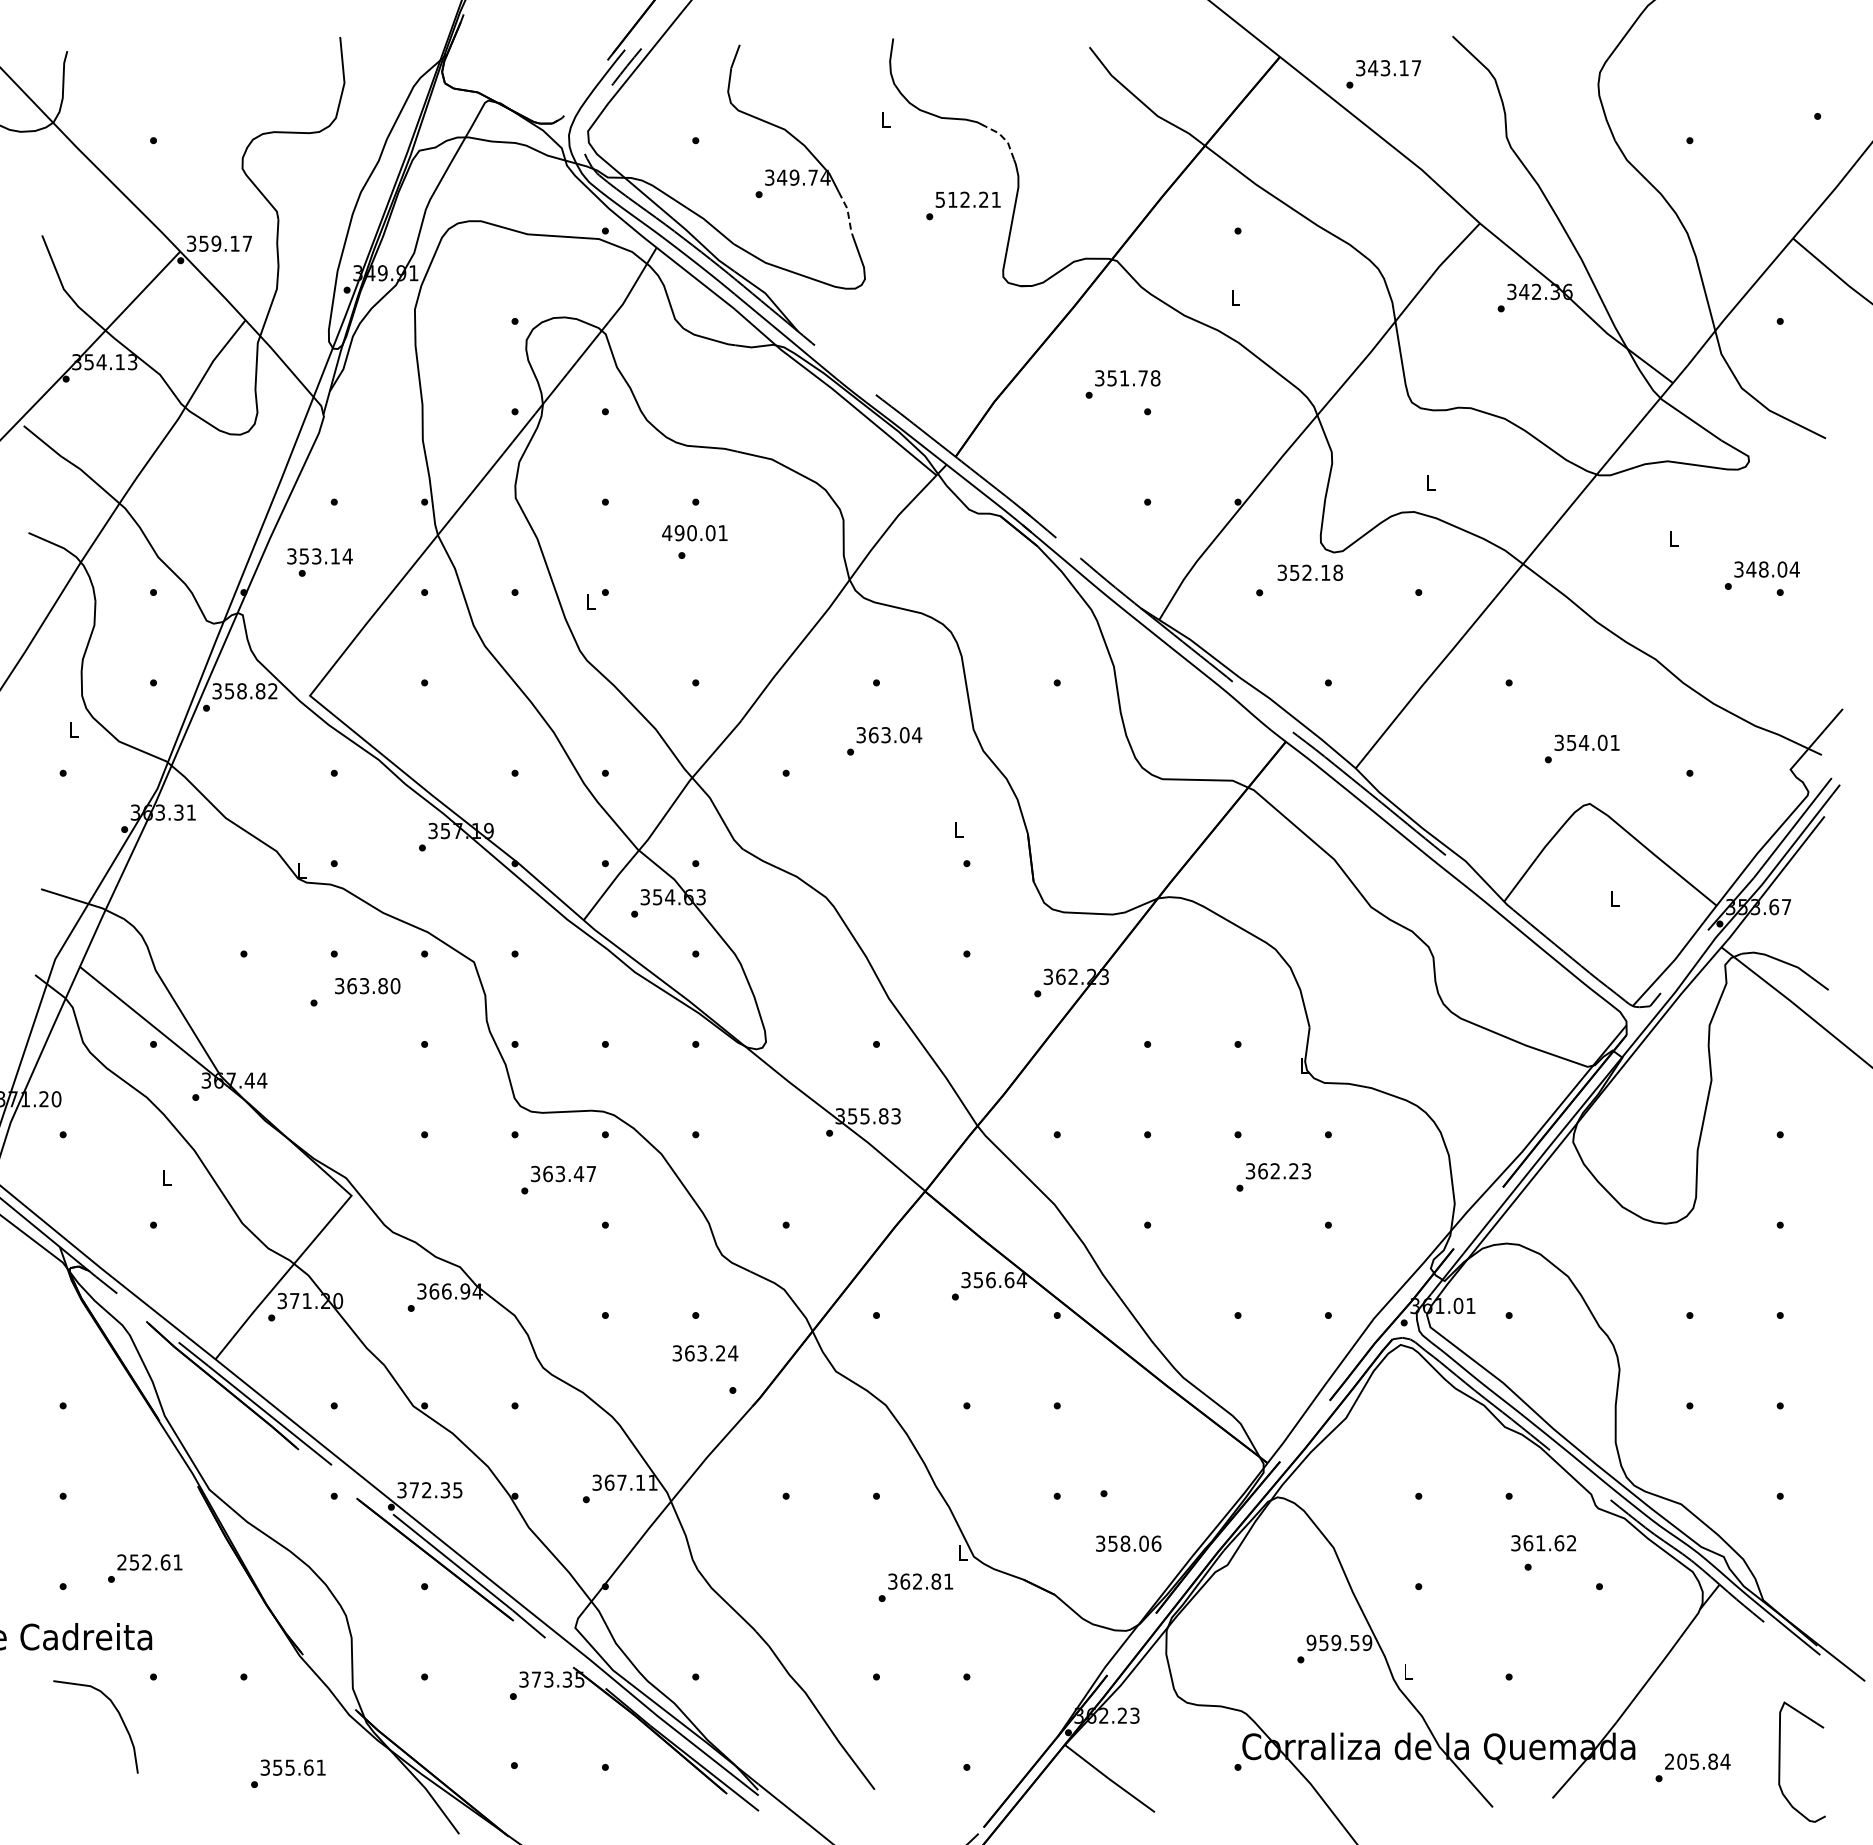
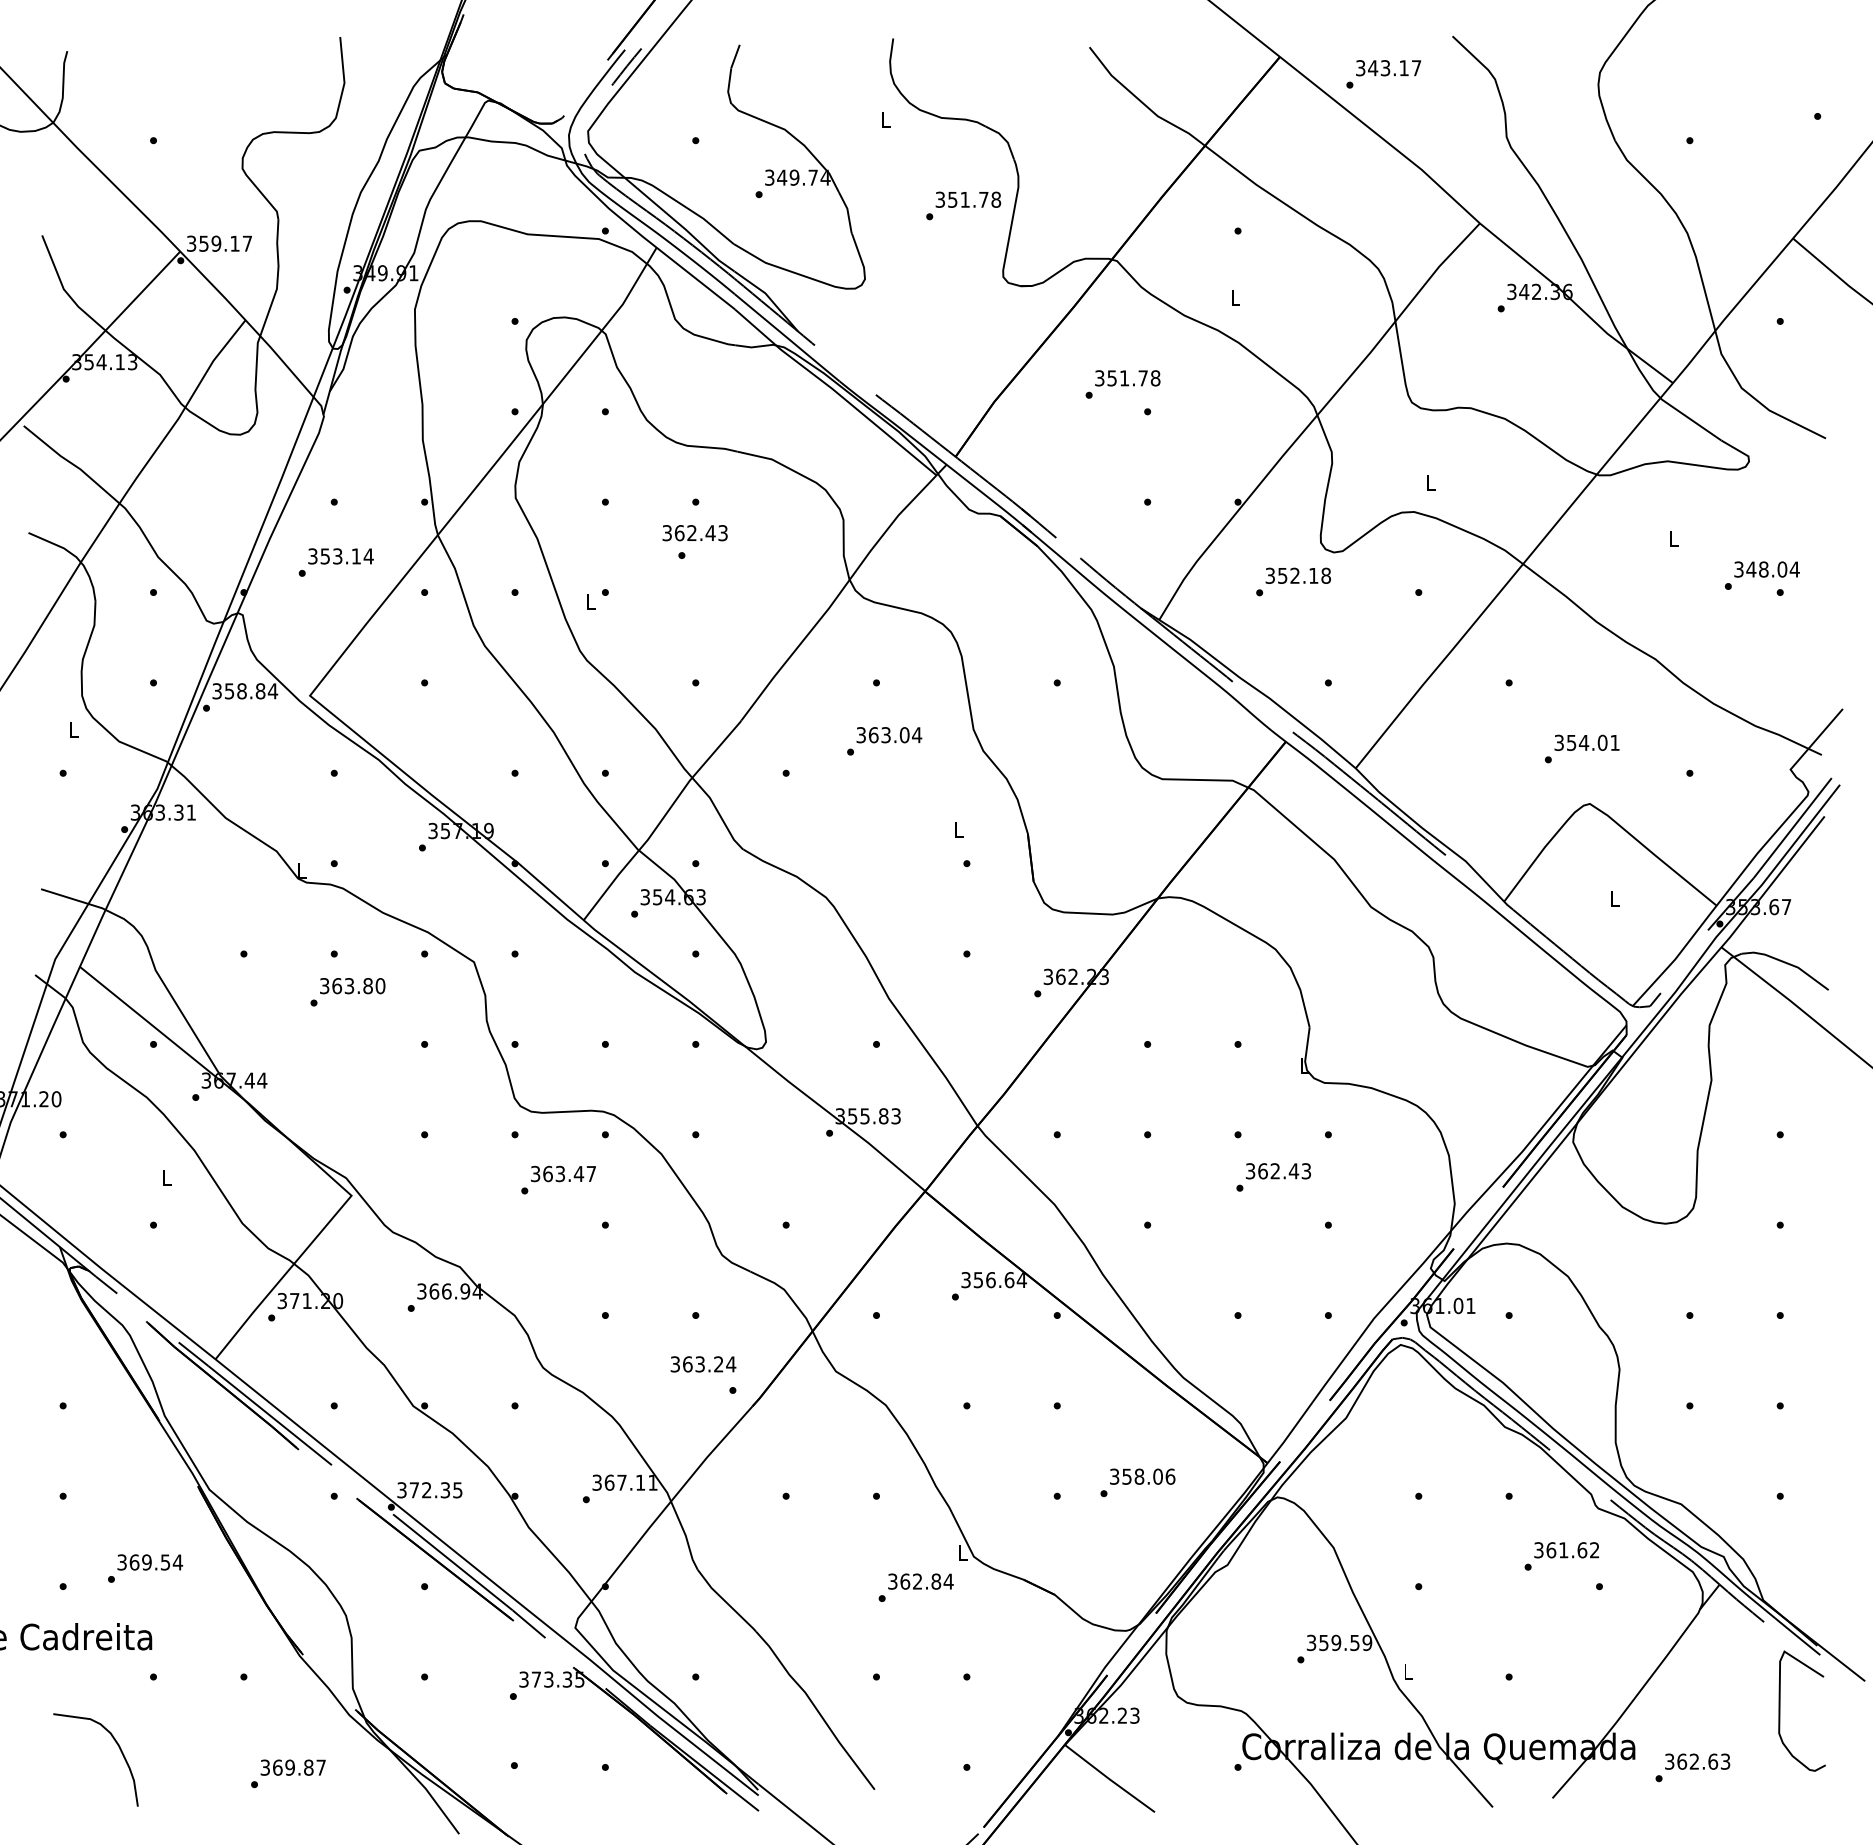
line: dashed -> solid (1004, 139)
text: 512.21 -> 351.78 (968, 199)
line: dashed -> solid (848, 212)
text: 490.01 -> 362.43 (694, 533)
text position: (319, 556) -> (340, 556) (340, 556)
text position: (1309, 572) -> (1297, 575) (1297, 575)
text: 358.82 -> 358.84 (272, 691)
text position: (367, 986) -> (352, 986) (352, 986)
text: 362.23 -> 362.43 (1293, 1171)
text position: (705, 1353) -> (703, 1364) (703, 1364)
text position: (1128, 1543) -> (1142, 1476) (1142, 1476)
text position: (1543, 1543) -> (1566, 1550) (1566, 1550)
text: 252.61 -> 369.54 (150, 1562)
text: 362.81 -> 362.84 (948, 1581)
text: 959.59 -> 359.59 (1311, 1642)
curve position: (118, 1714) -> (118, 1747) (118, 1747)
text: 205.84 -> 362.63 (1697, 1761)
curve position: (1780, 1761) -> (1780, 1710) (1780, 1710)
text: 355.61 -> 369.87 (299, 1767)
